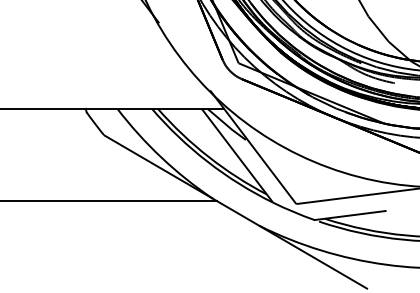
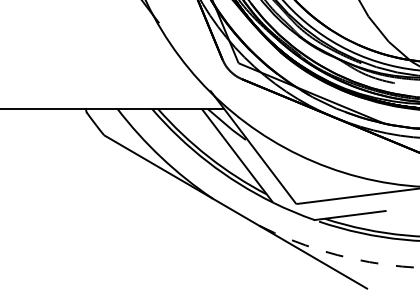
line: present -> none (109, 201)
arc: solid -> dashed (338, 255)
